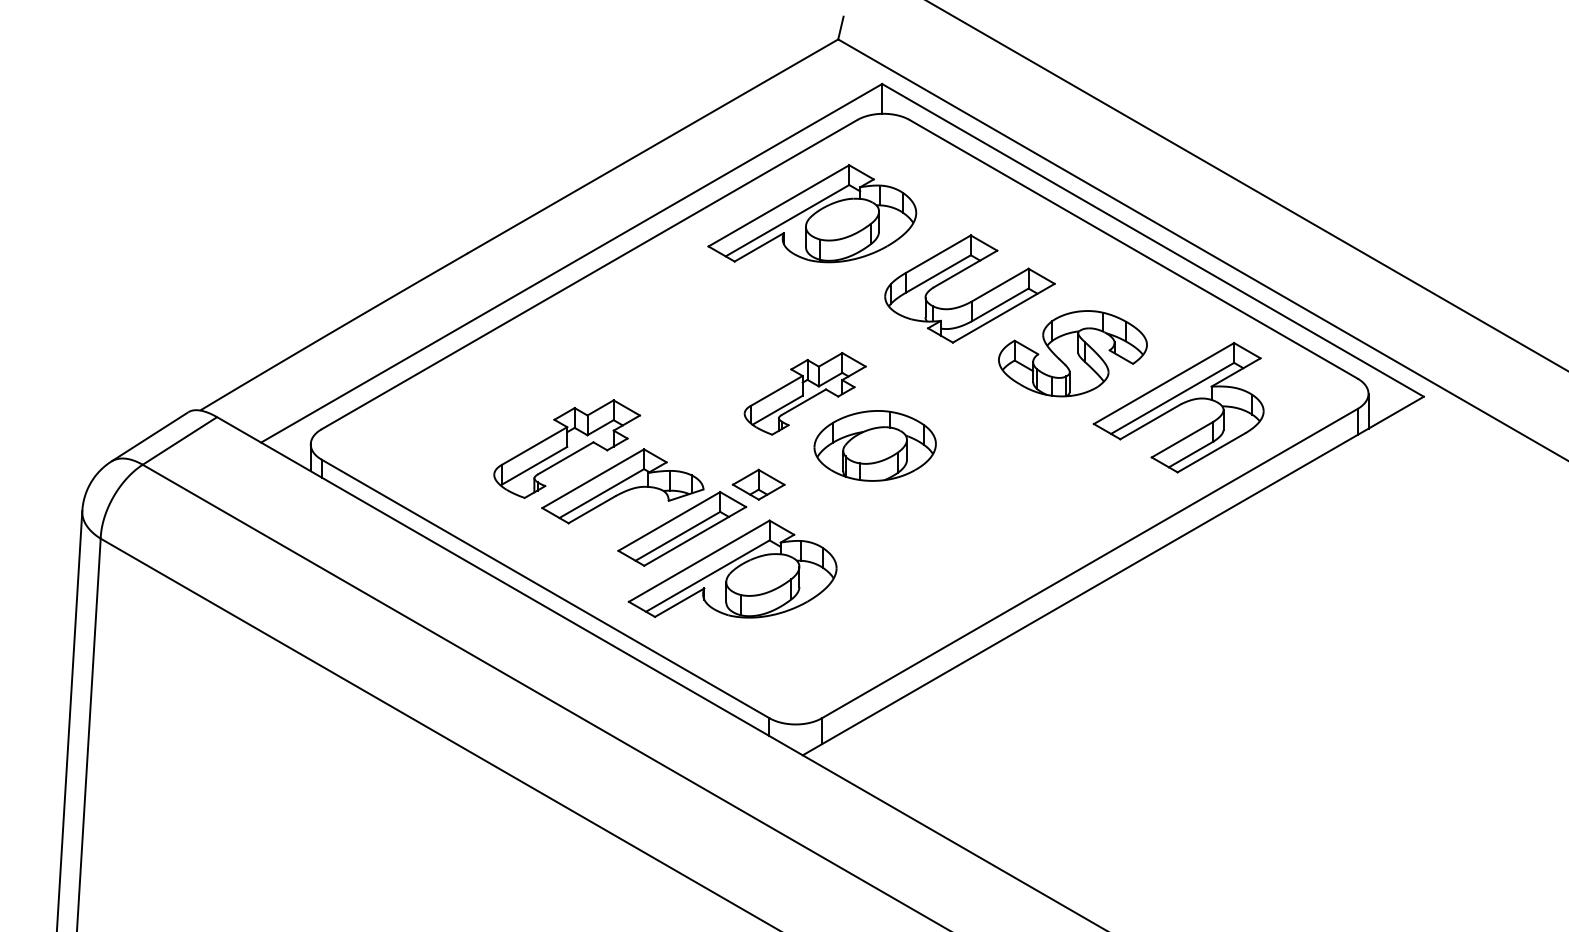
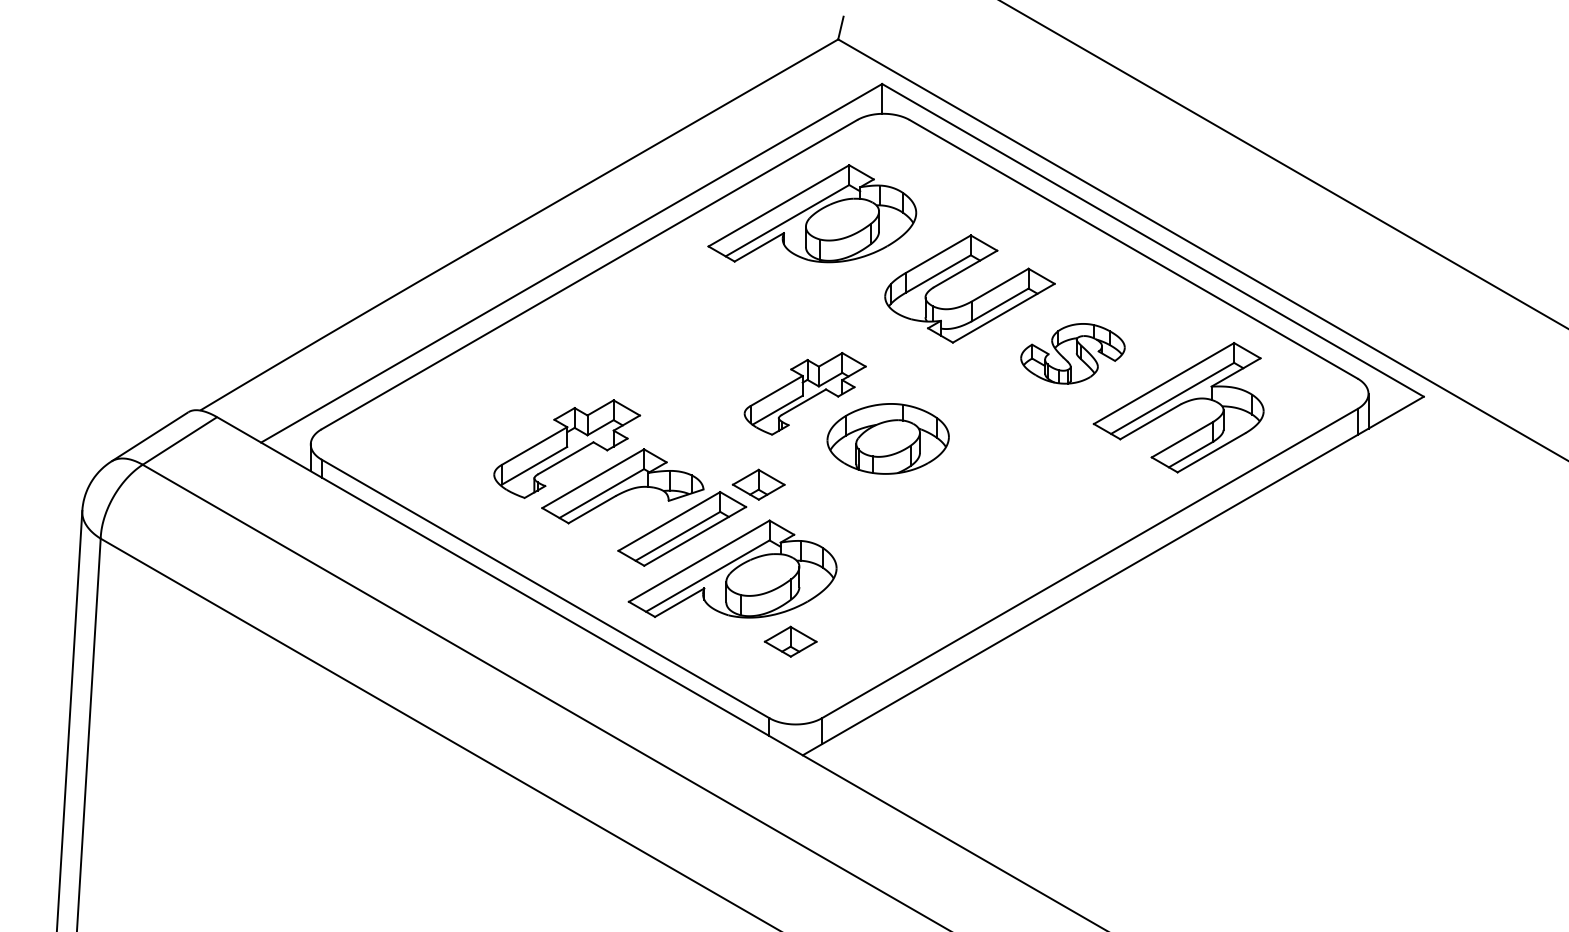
line position: (1247, 185) -> (1283, 164) (1283, 164)
part size: 150x88 px -> 106x62 px (1072, 353)
part position: (874, 445) -> (887, 438) (887, 438)
part: none -> present (790, 641)
